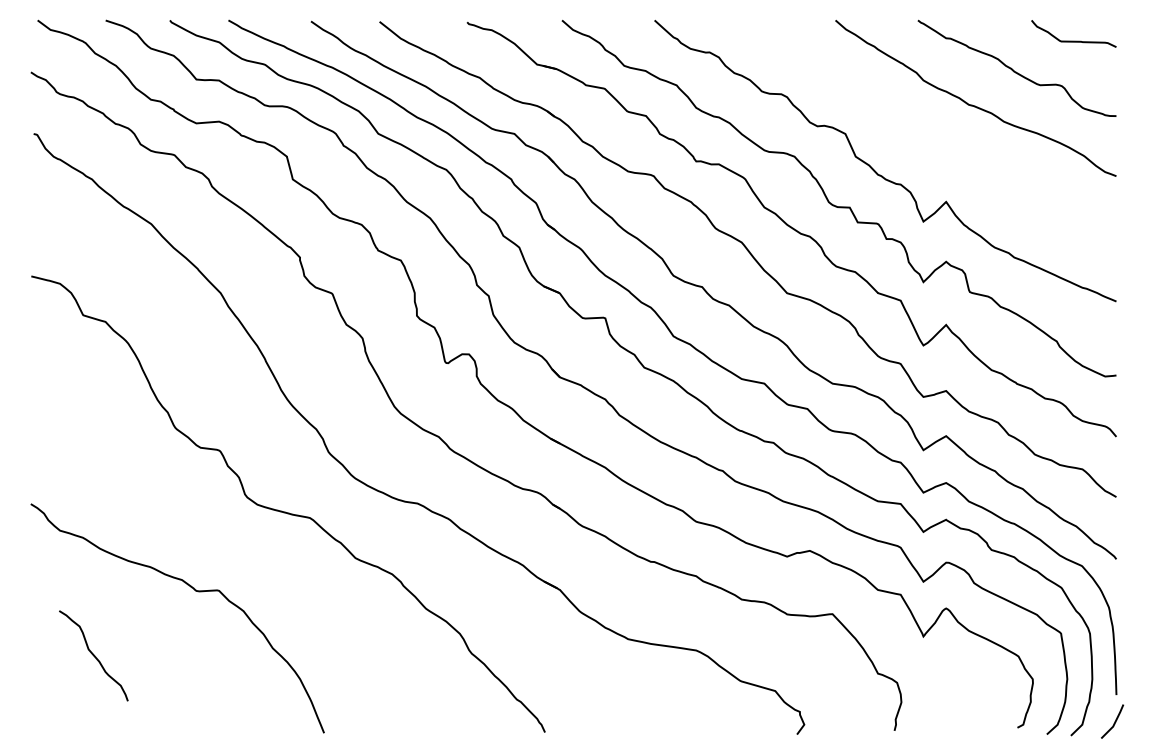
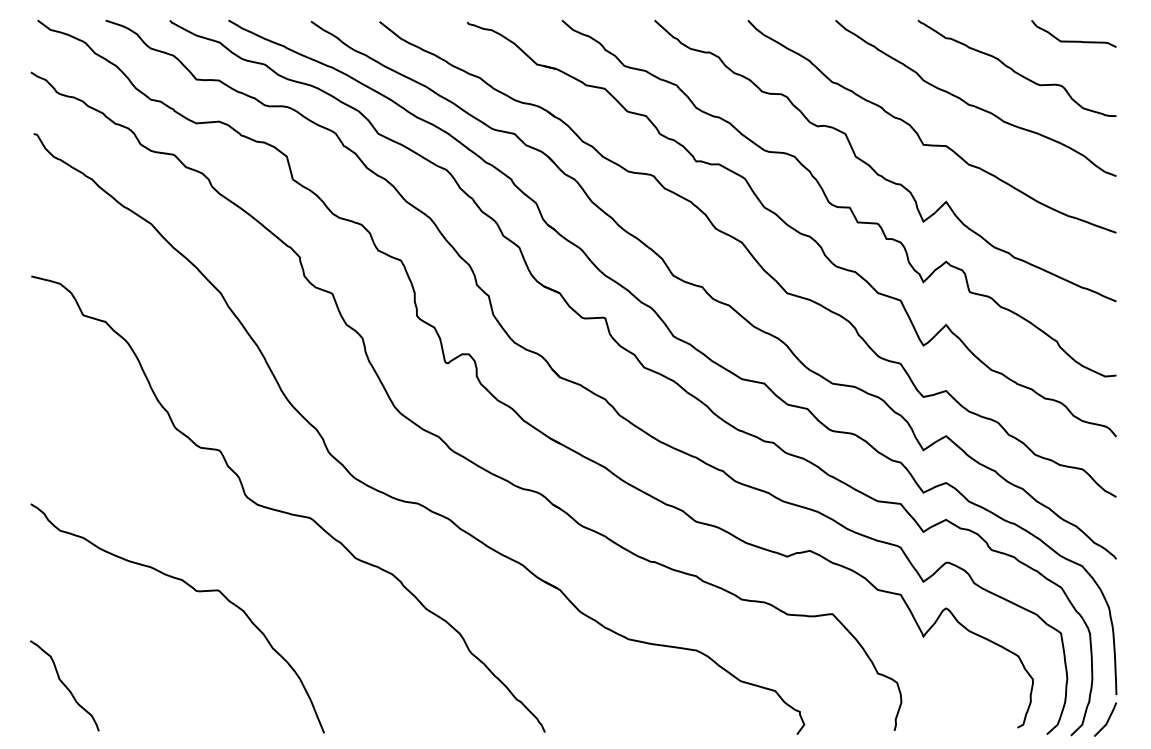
curve: none -> present (918, 133)
curve position: (93, 655) -> (64, 685) (64, 685)
curve position: (1114, 721) -> (1107, 719) (1107, 719)
